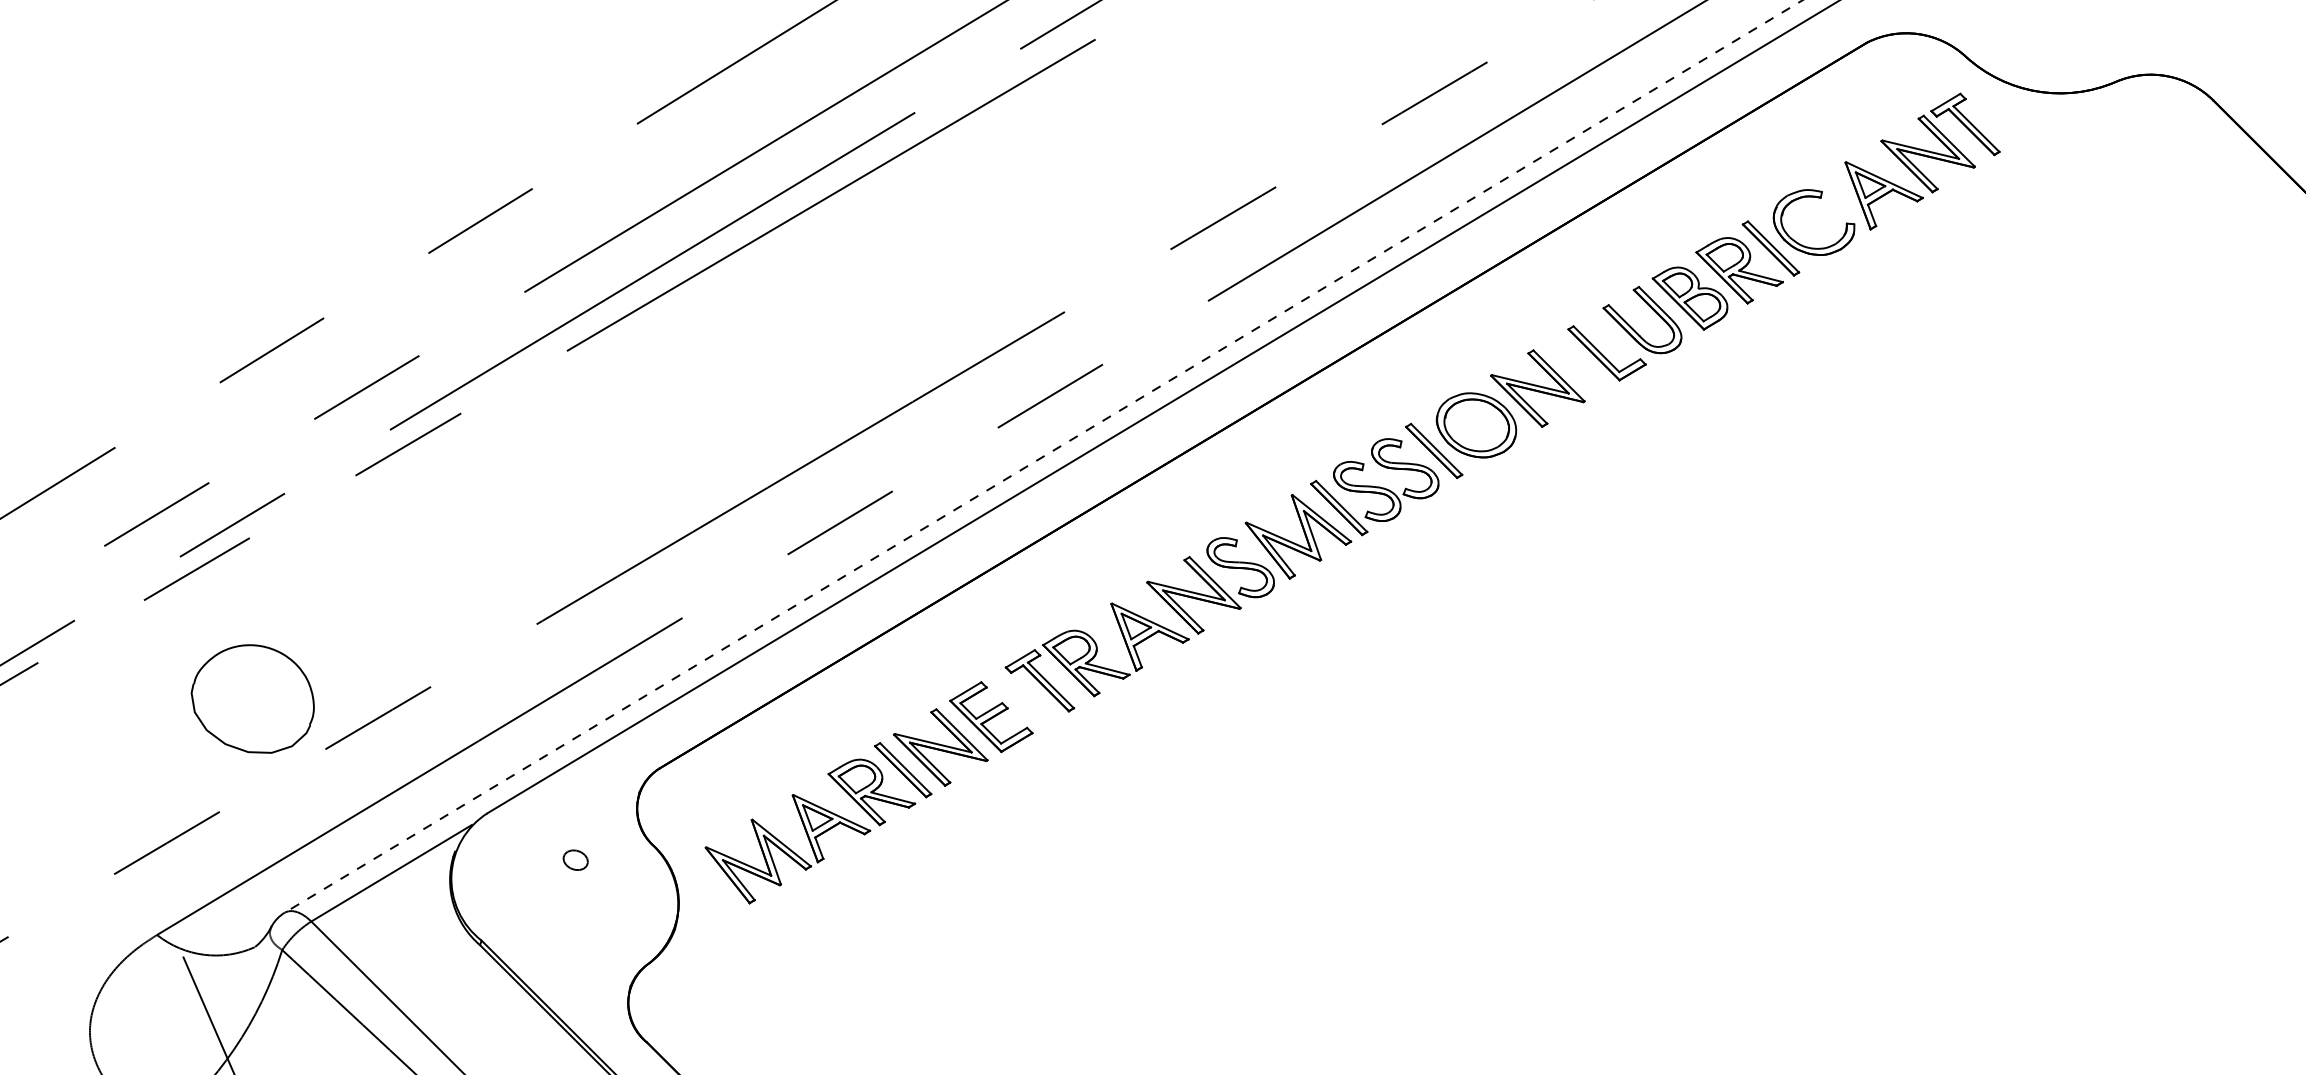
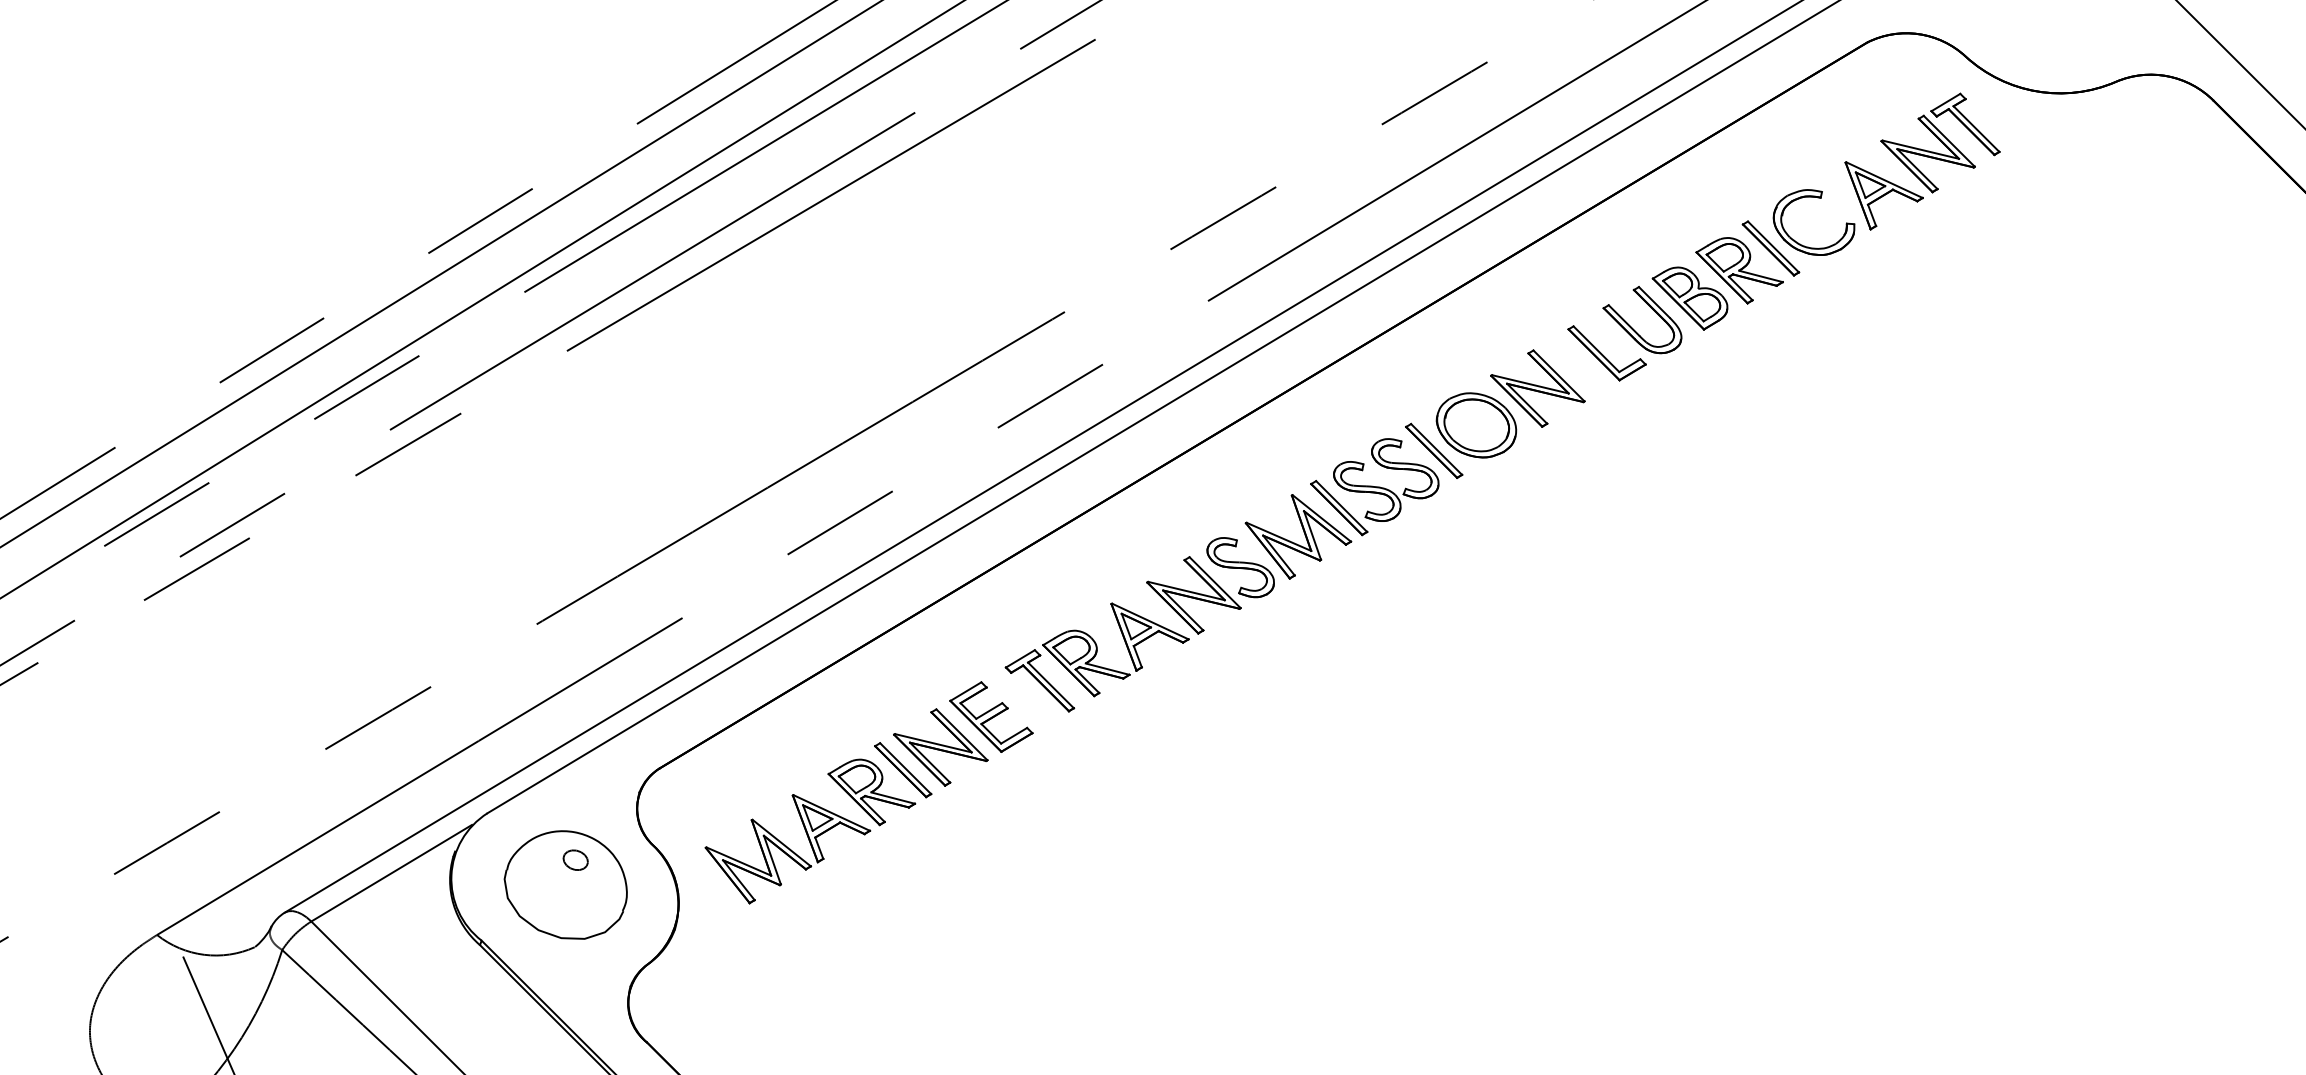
line: none -> present (2240, 64)
line: none -> present (440, 273)
line: none -> present (481, 299)
line: dashed -> solid (1043, 456)
part position: (252, 698) -> (565, 884) (565, 884)
